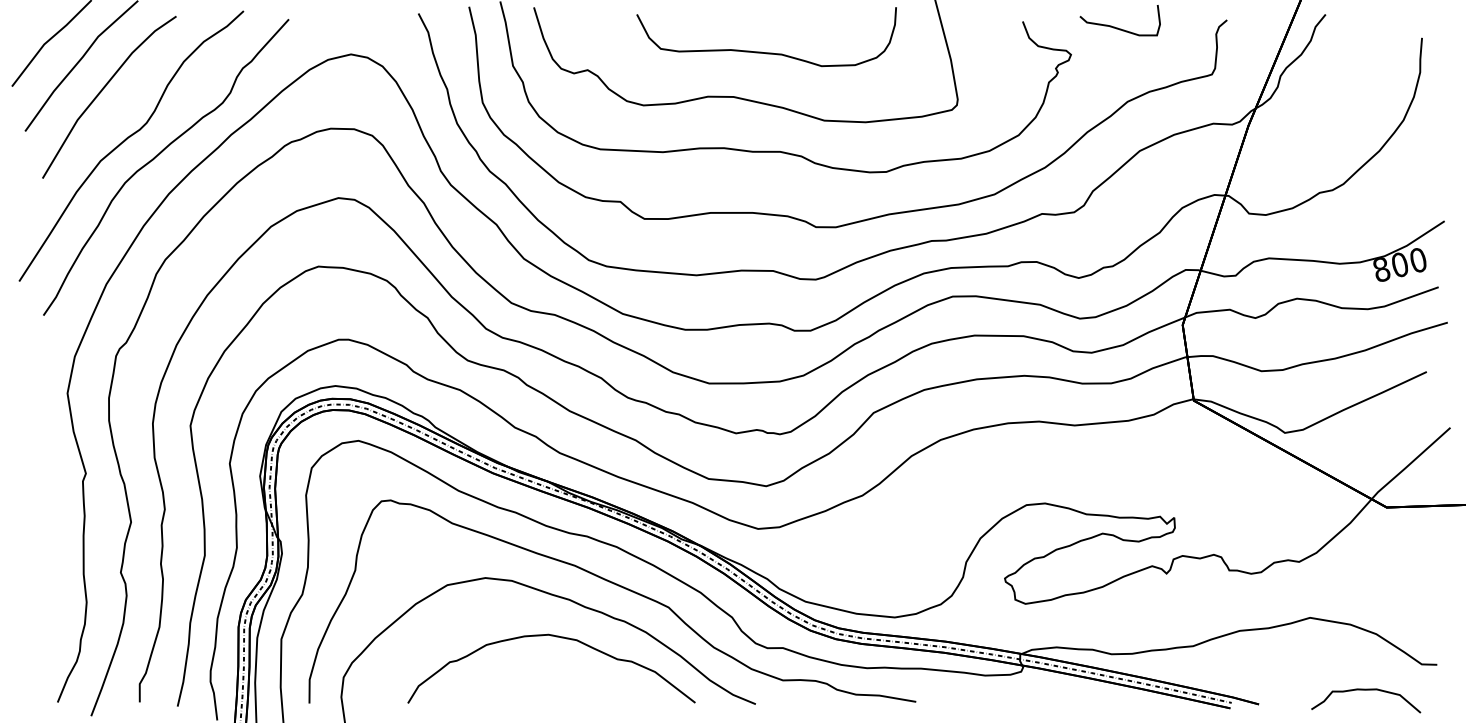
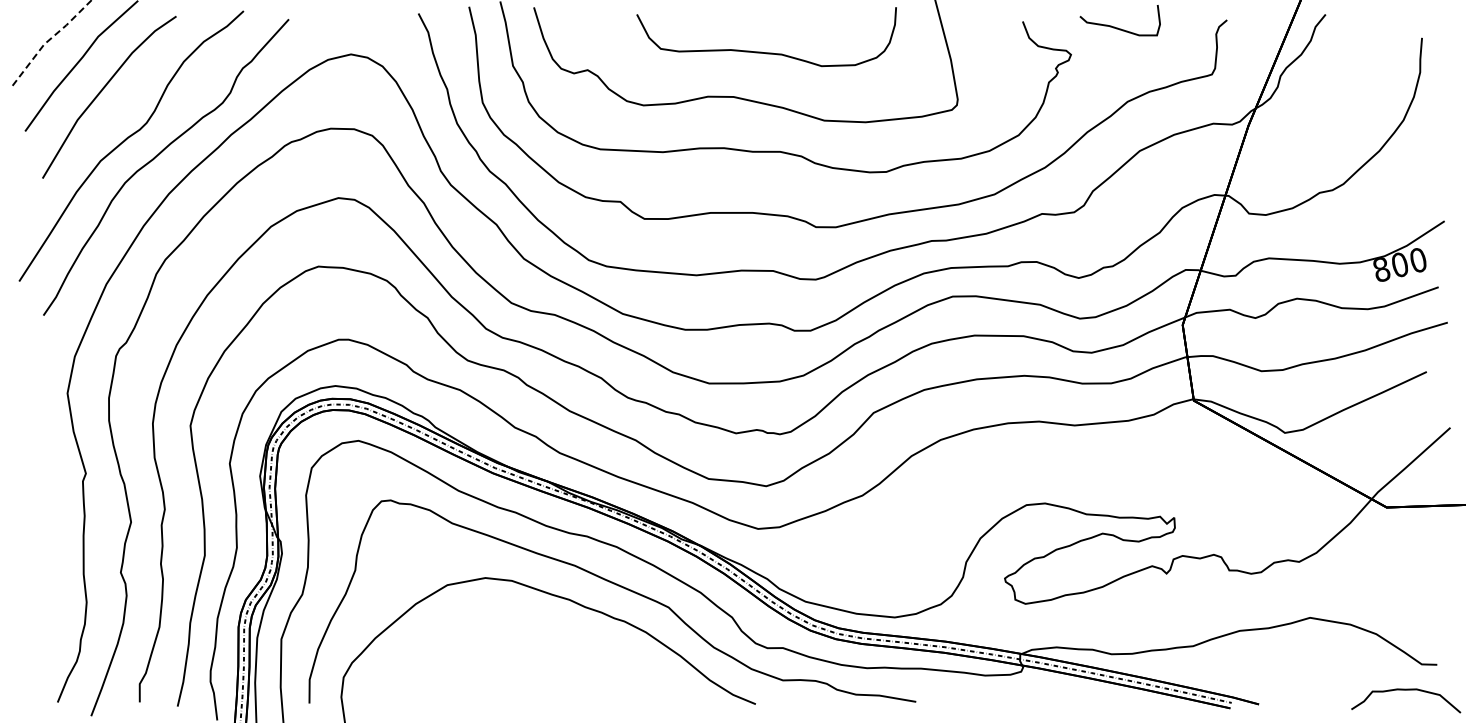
line: solid -> dashed (48, 40)
curve: present -> none (556, 637)
curve position: (1366, 690) -> (1406, 690) (1406, 690)
